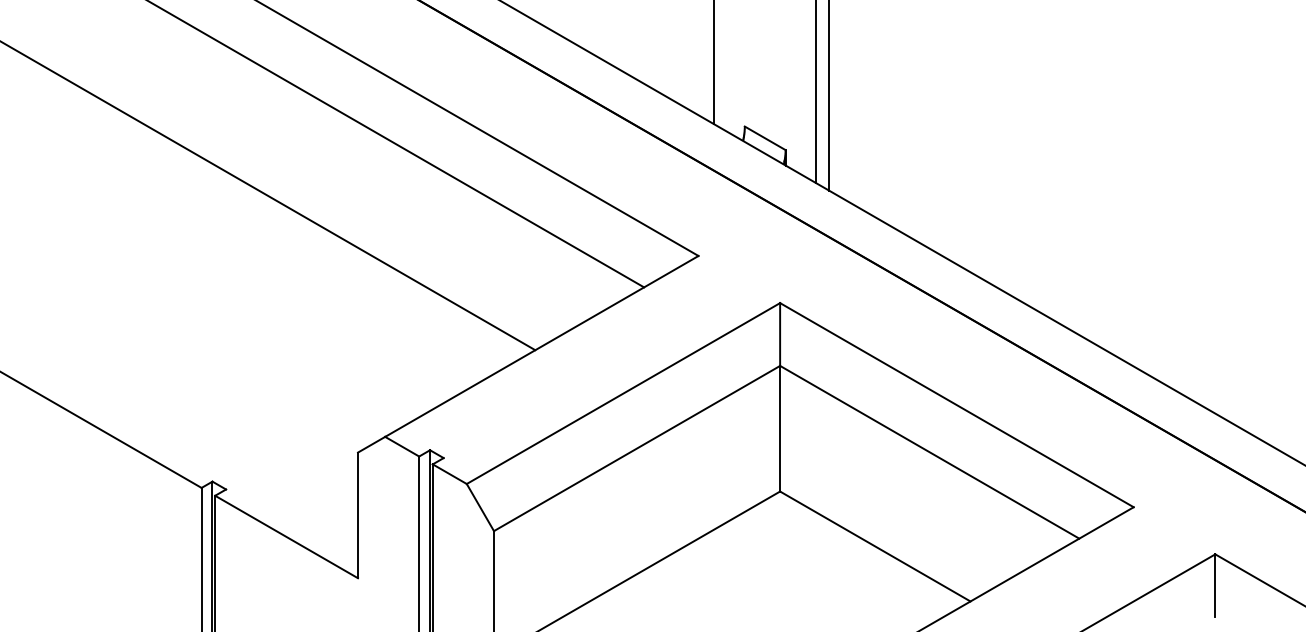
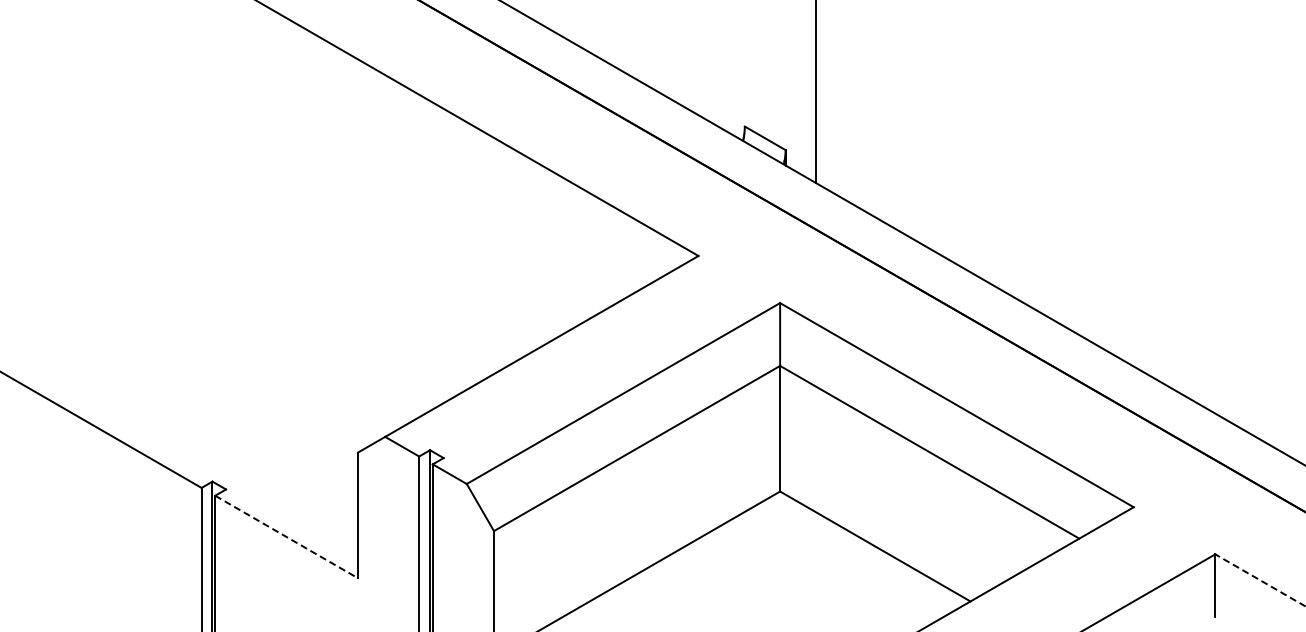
line: present -> none (714, 63)
line: present -> none (829, 96)
line: present -> none (397, 144)
line: present -> none (268, 196)
line: solid -> dashed (287, 537)
line: solid -> dashed (1260, 580)
